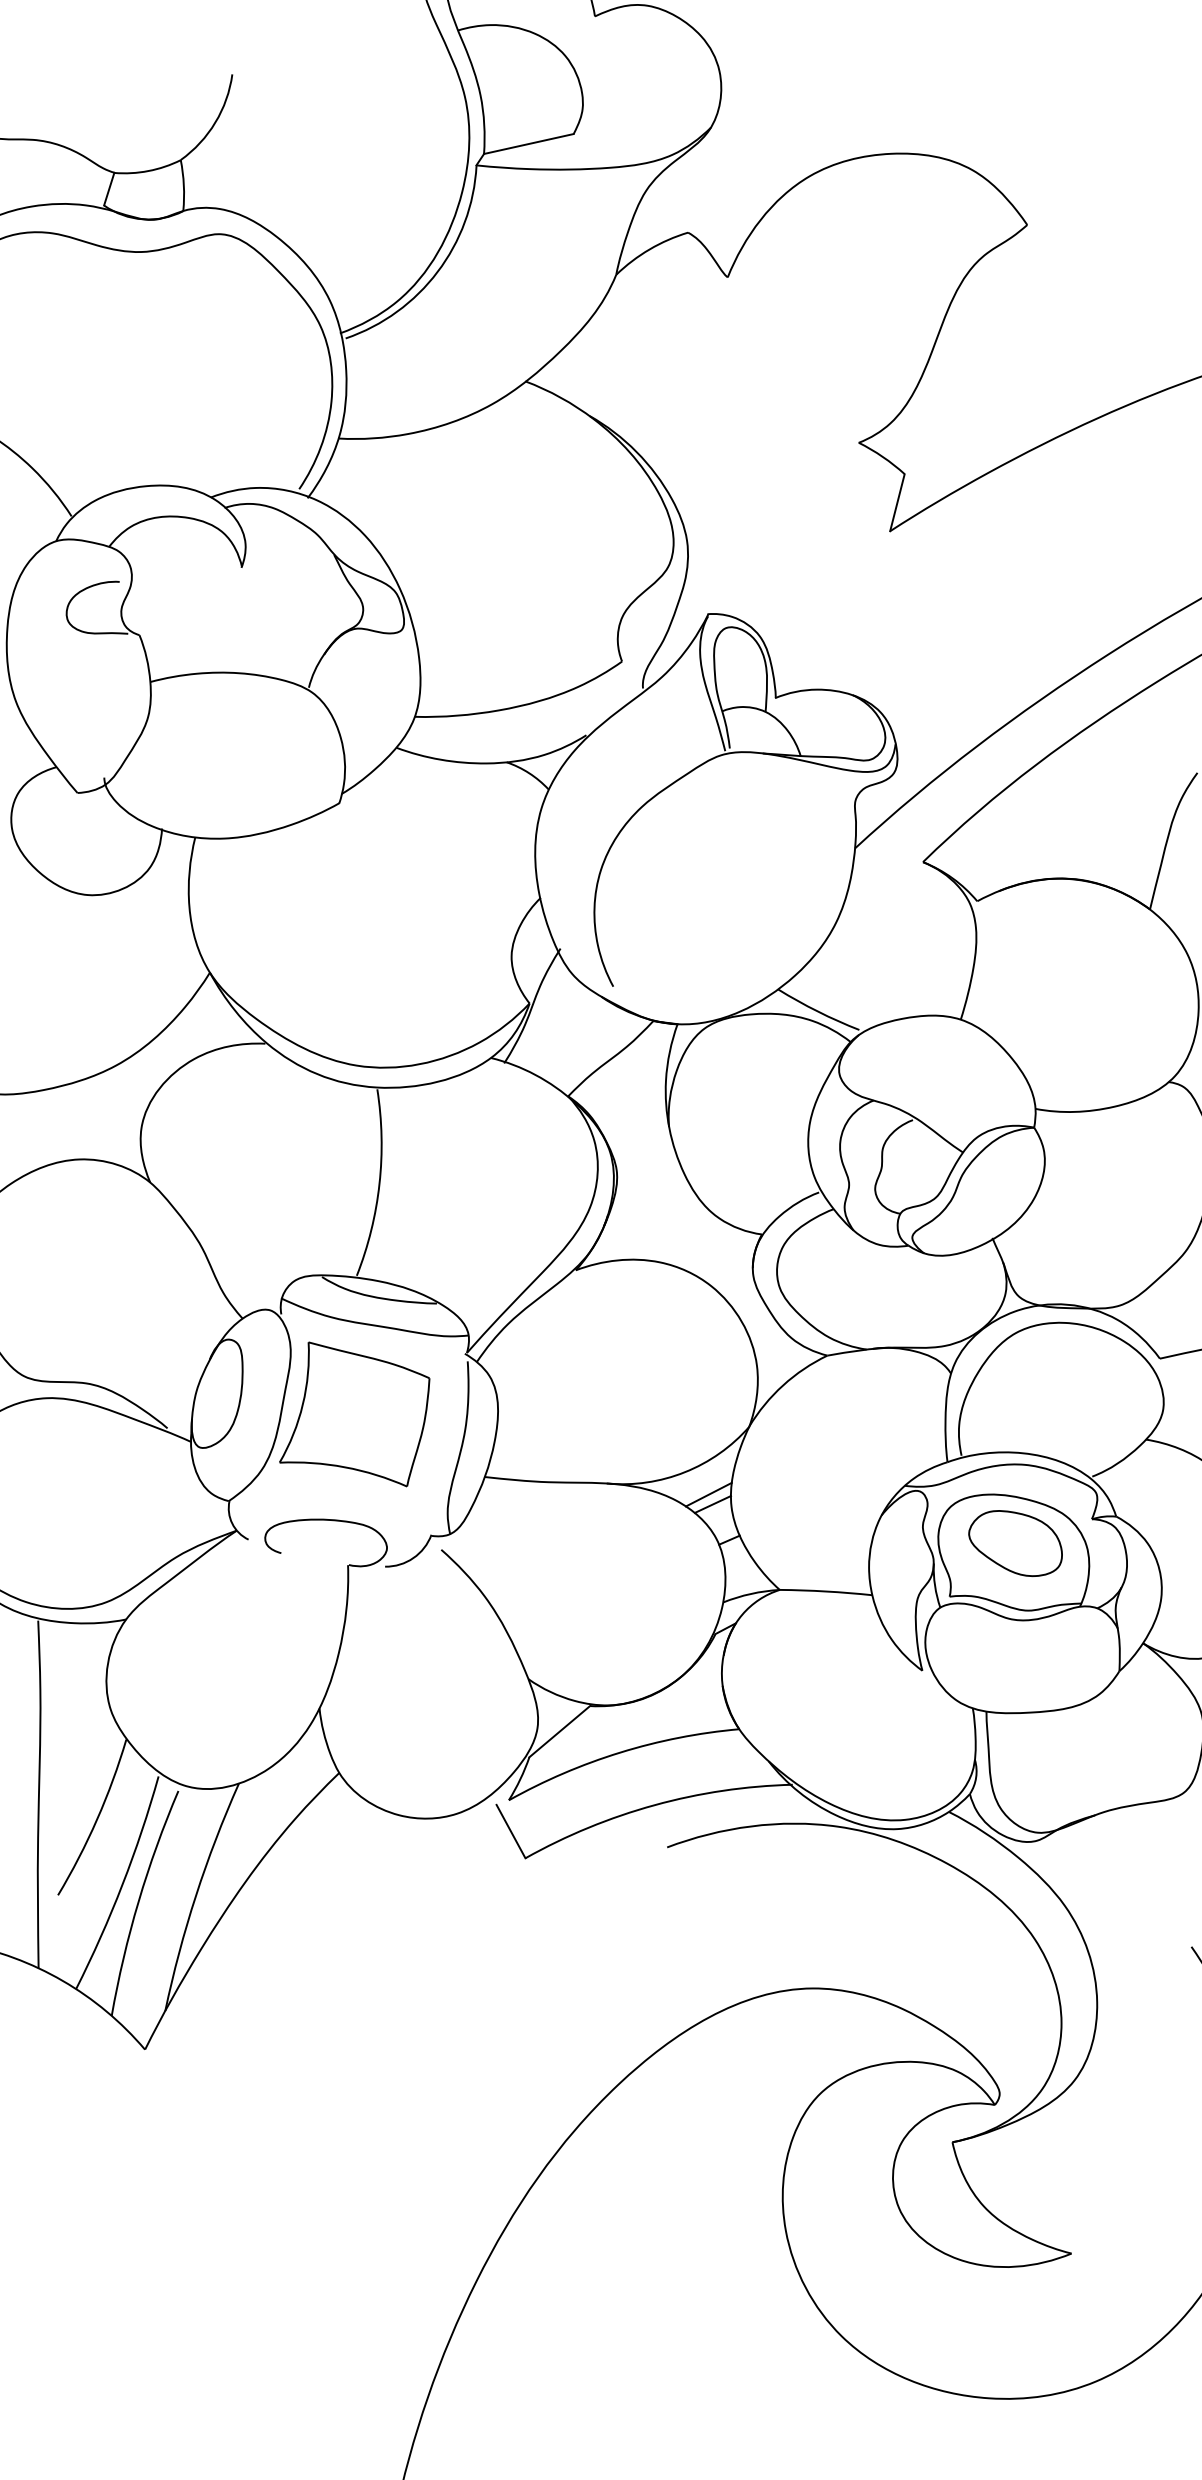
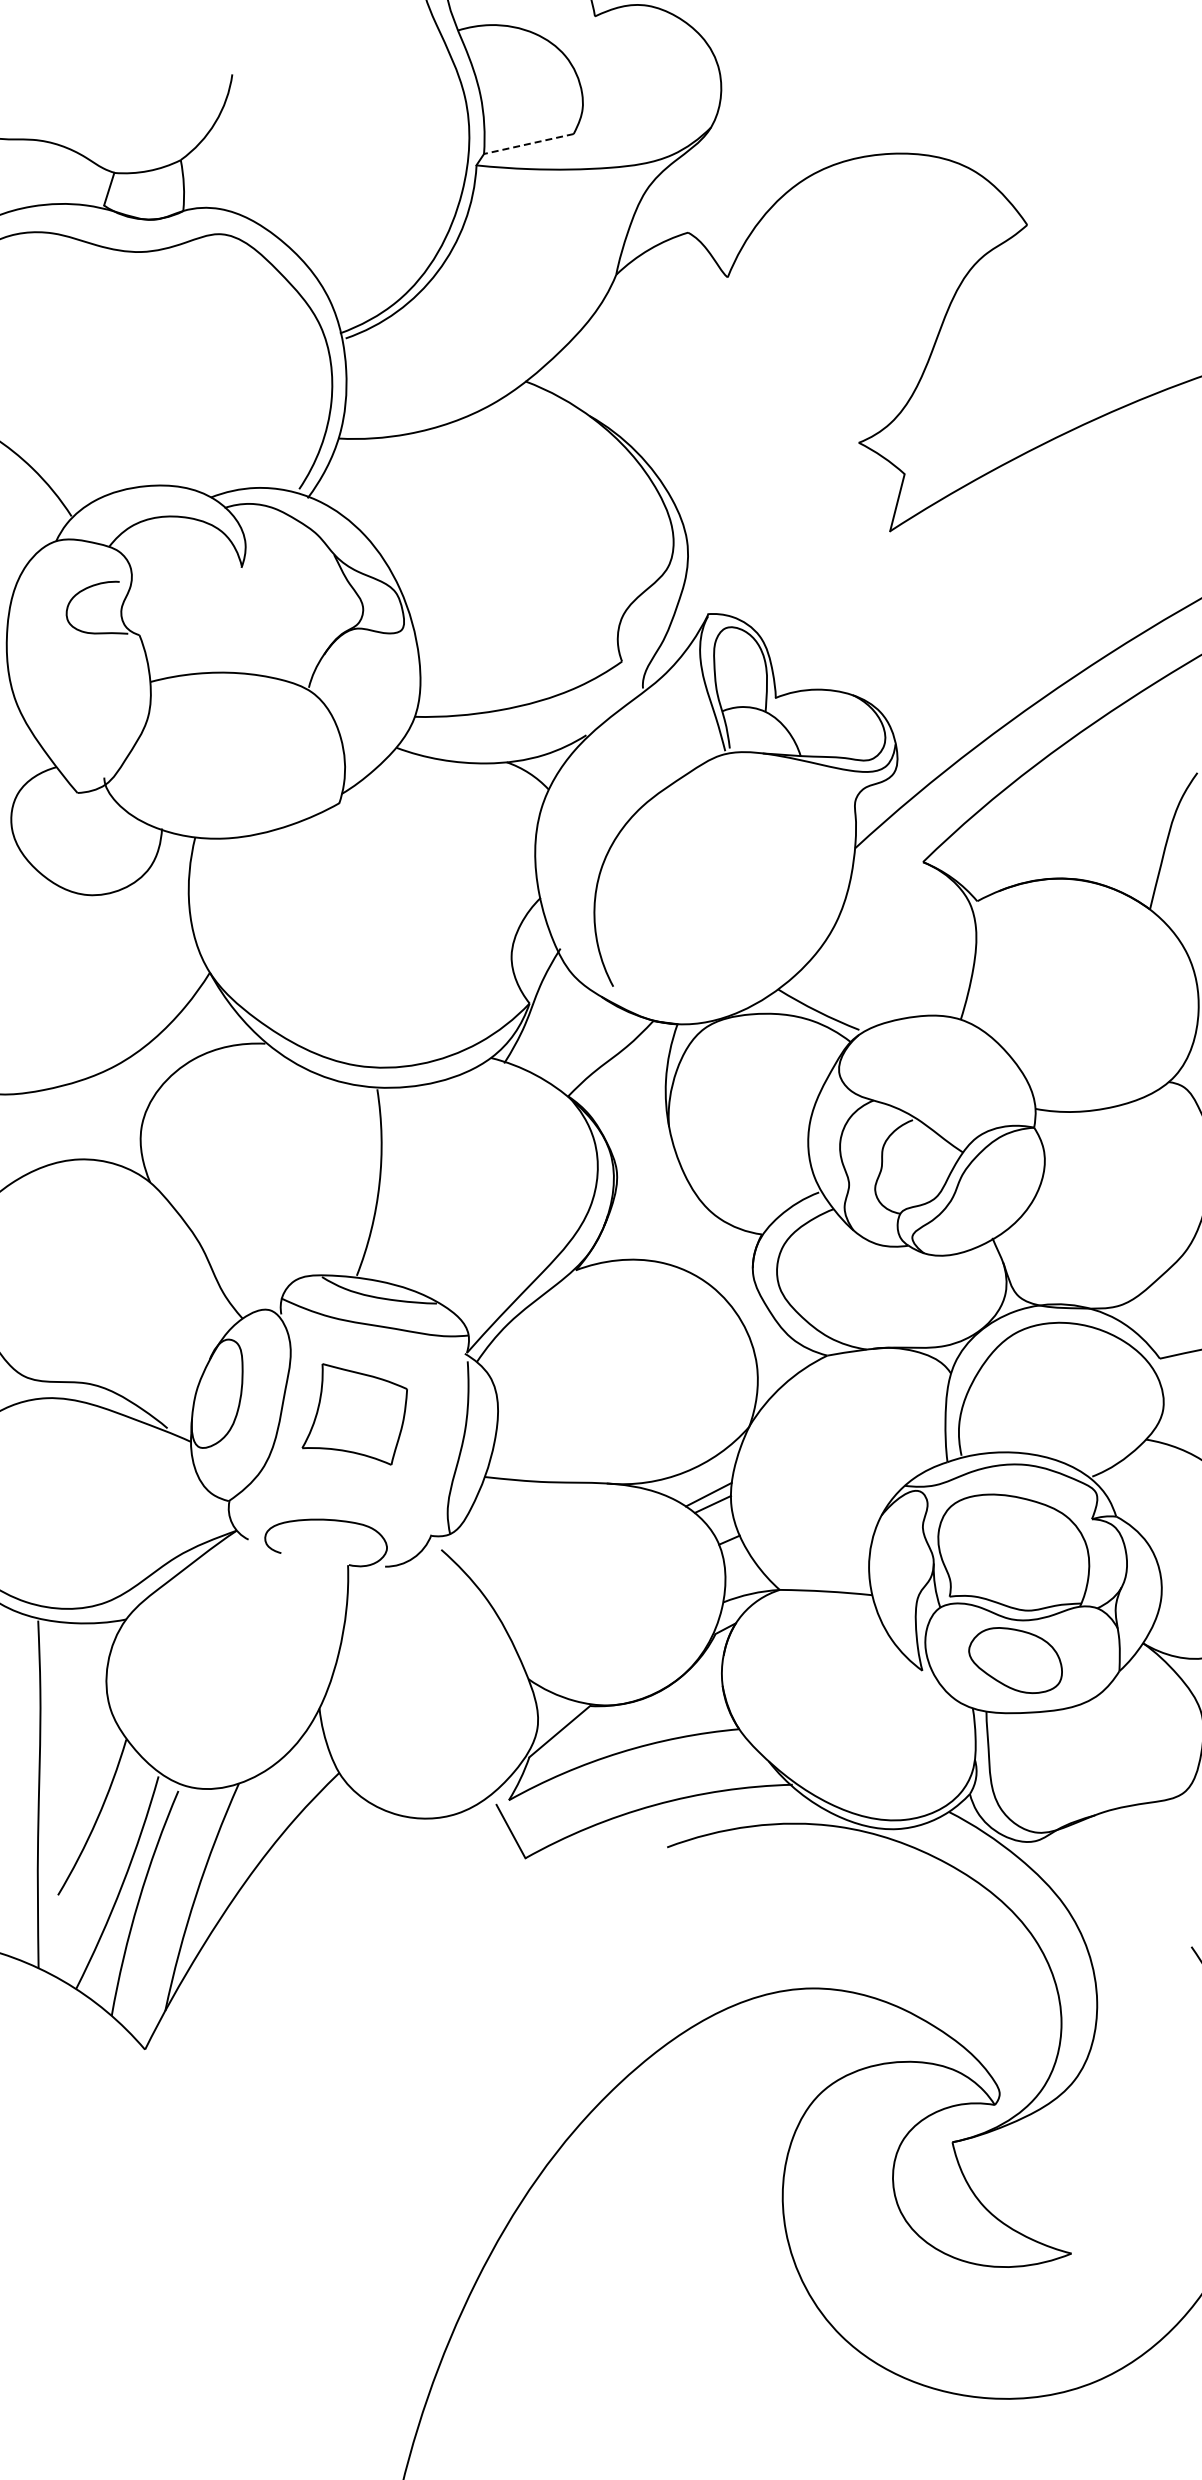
line: solid -> dashed (528, 144)
part size: 152x147 px -> 107x103 px (354, 1414)
part position: (1015, 1543) -> (1015, 1660) (1015, 1660)
